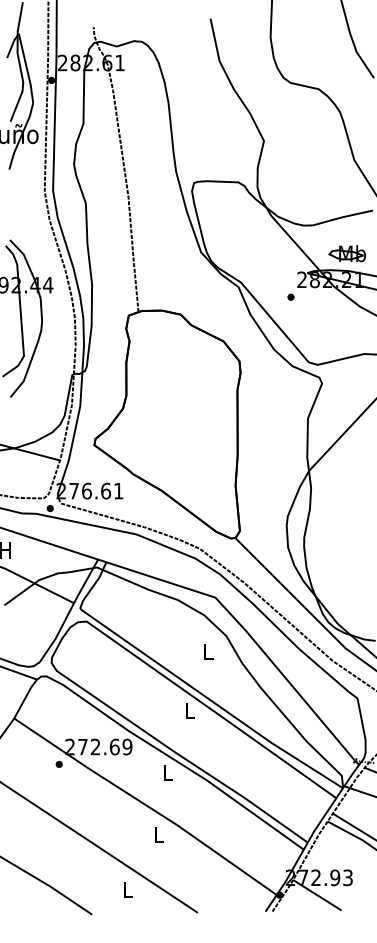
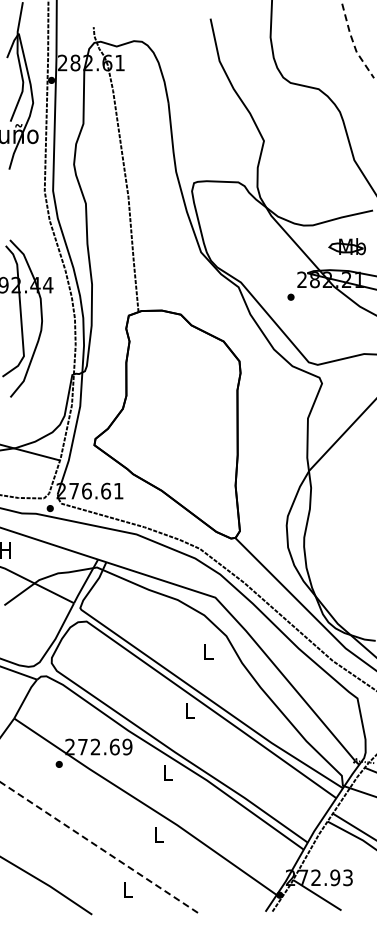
line: solid -> dashed (353, 42)
part position: (346, 253) -> (346, 246) (346, 246)
line: solid -> dashed (99, 847)
